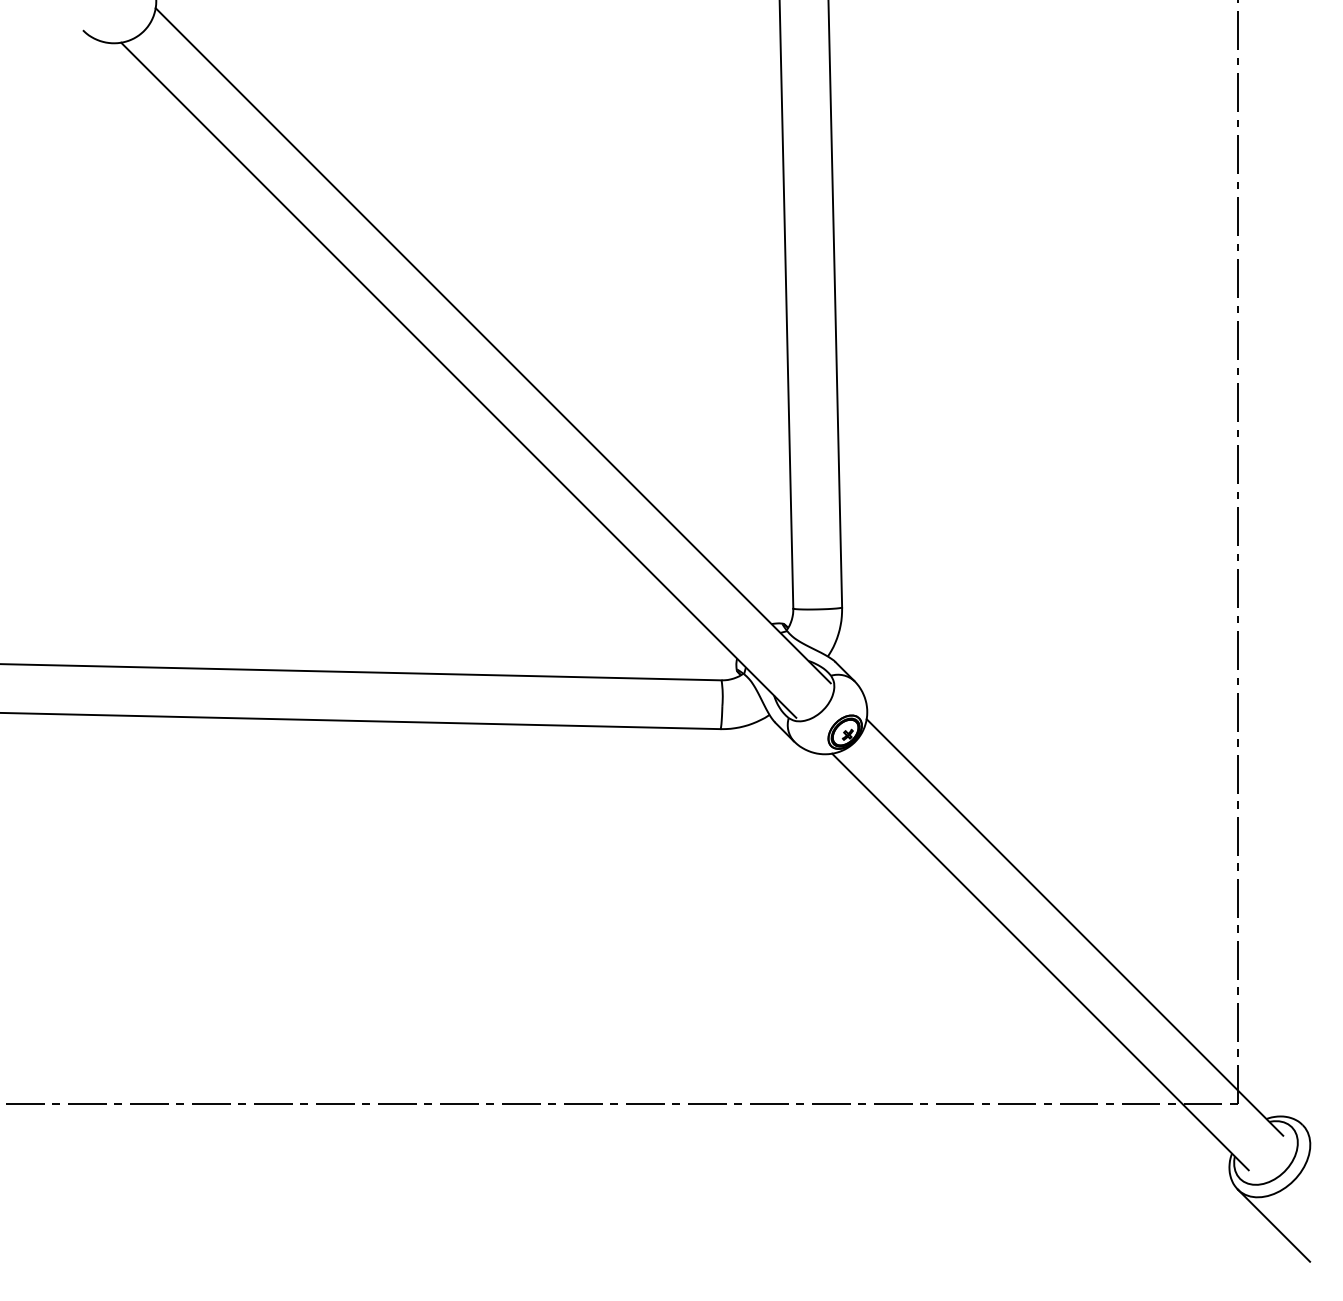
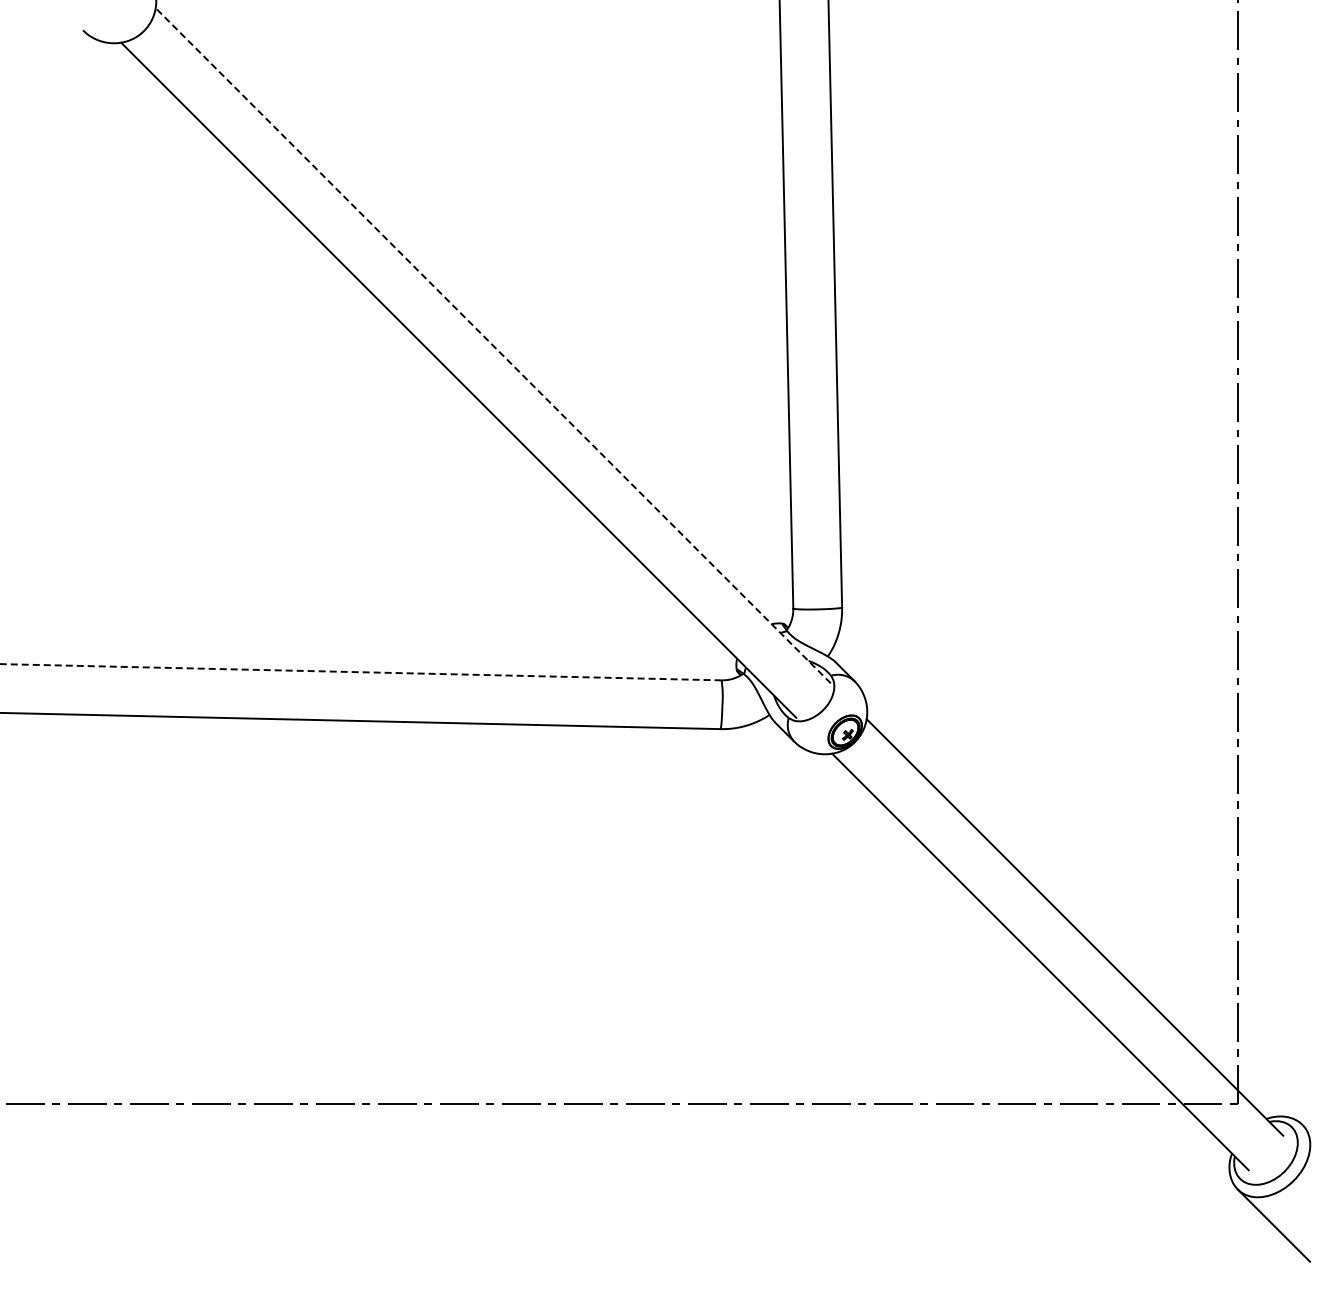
line: solid -> dashed (492, 345)
line: solid -> dashed (360, 672)
